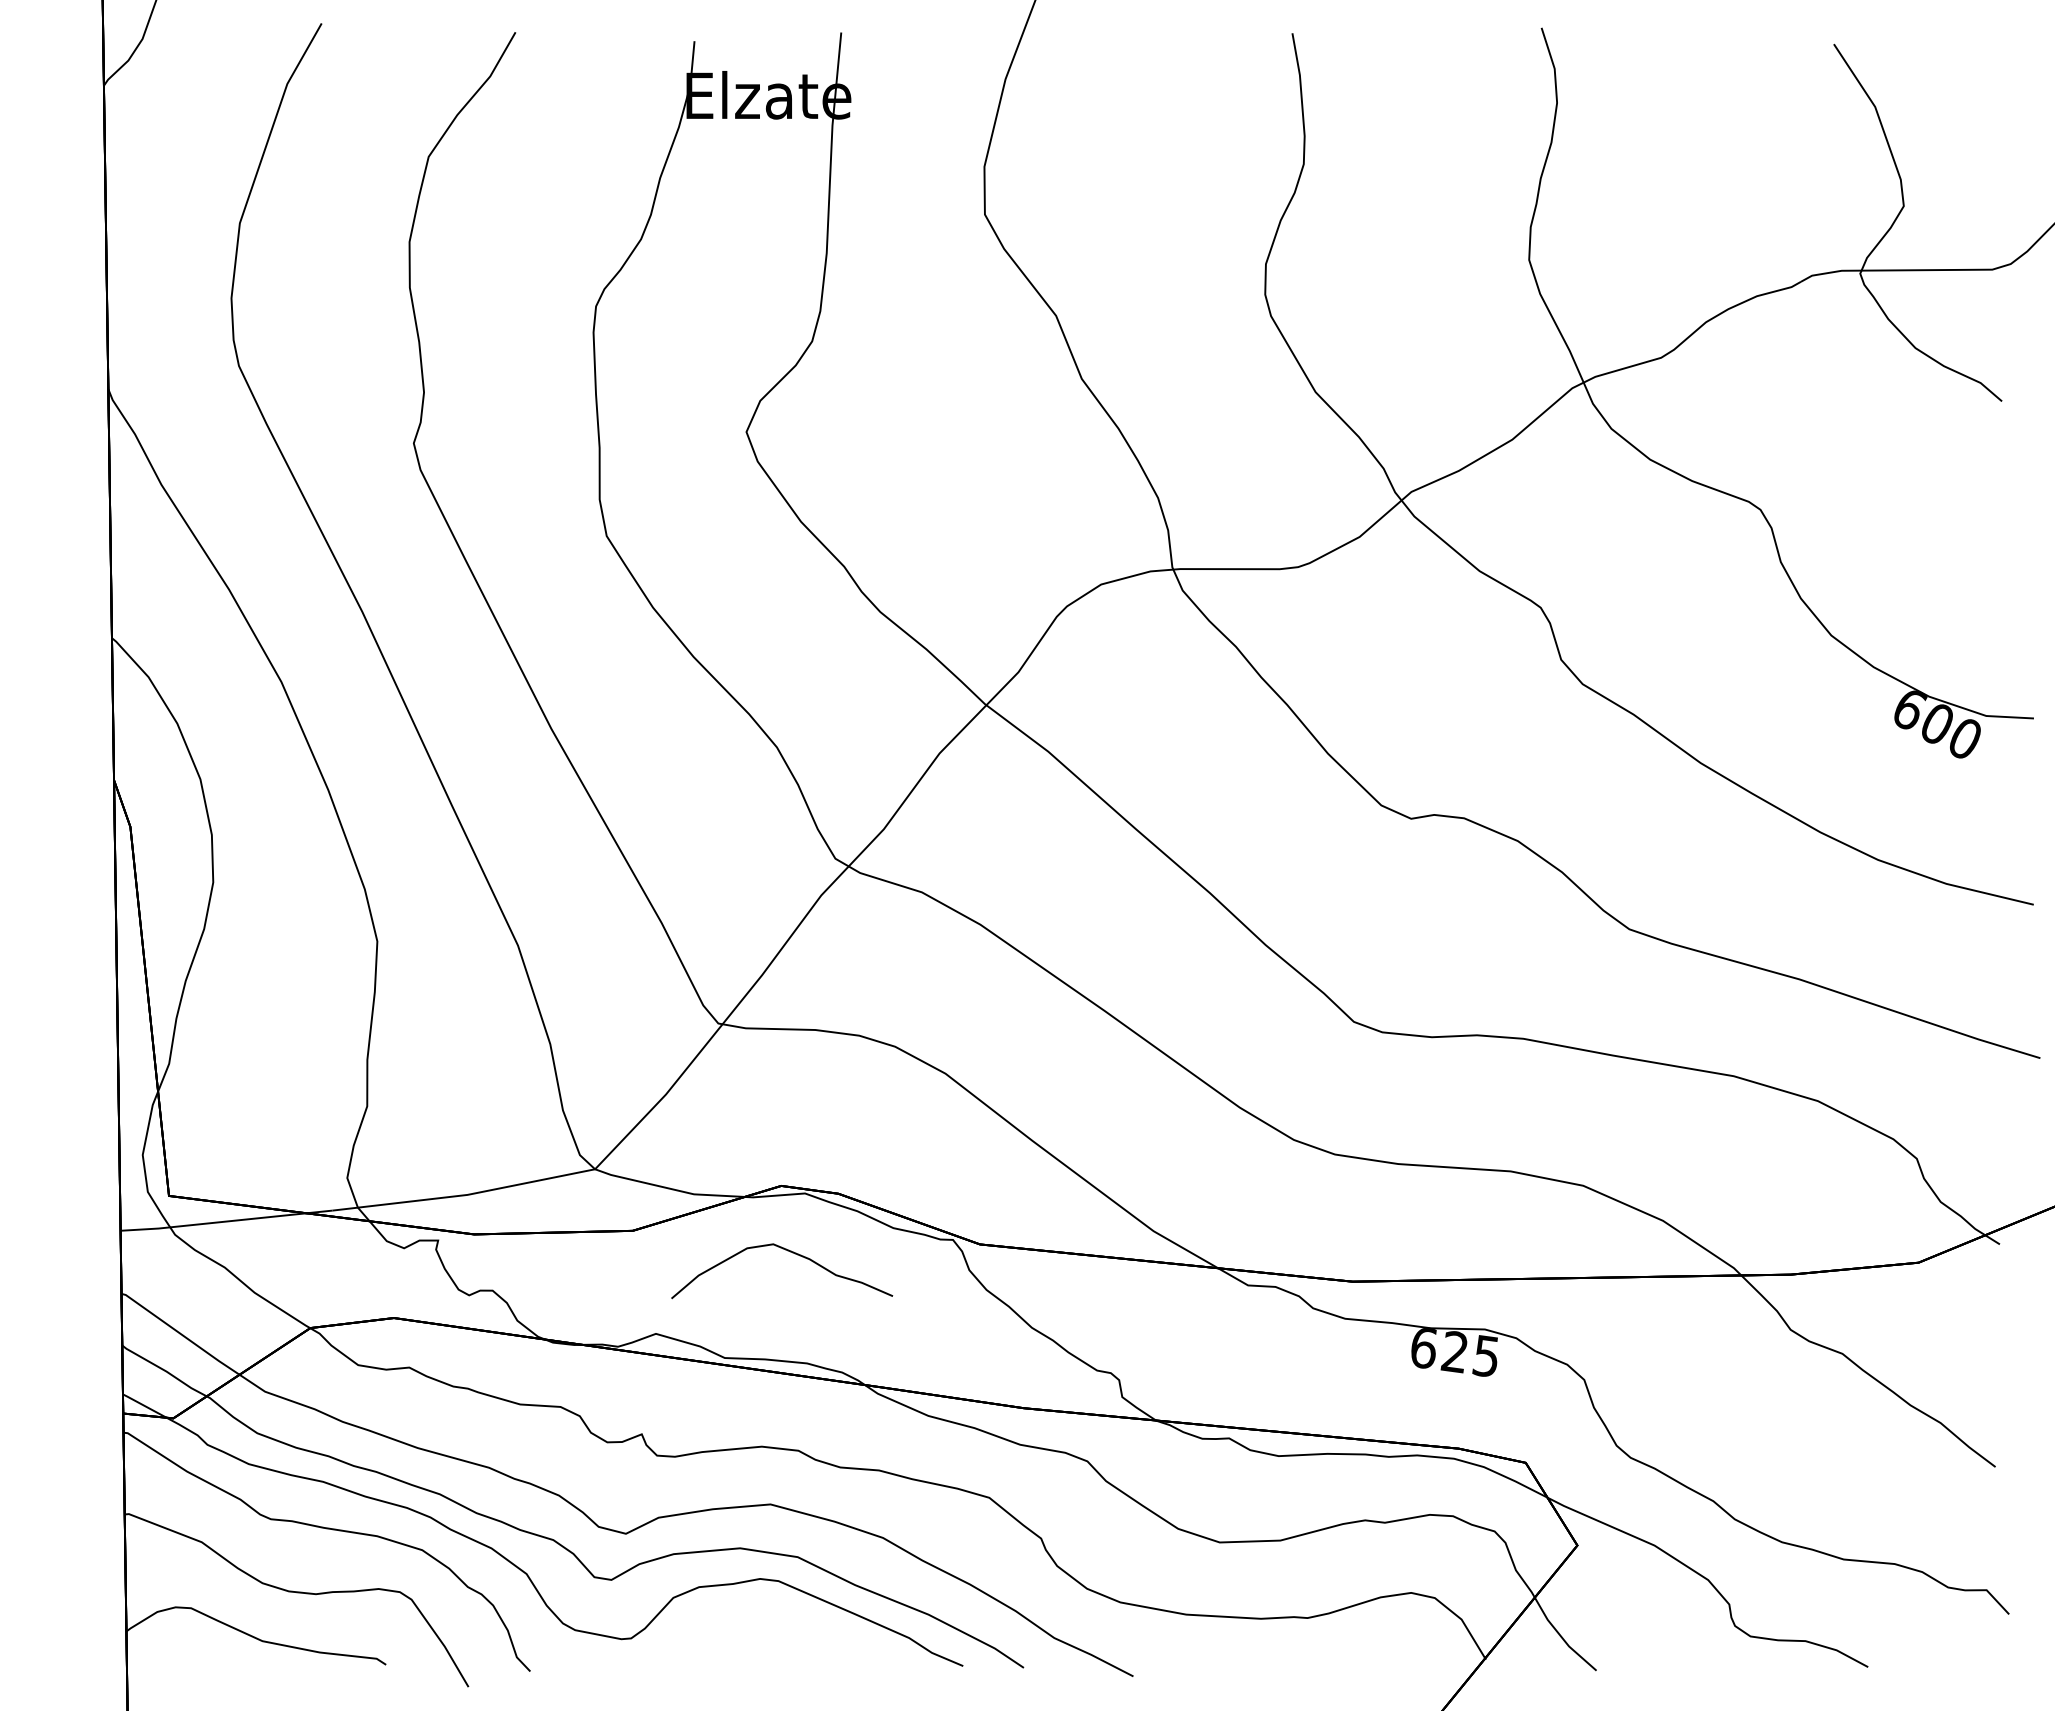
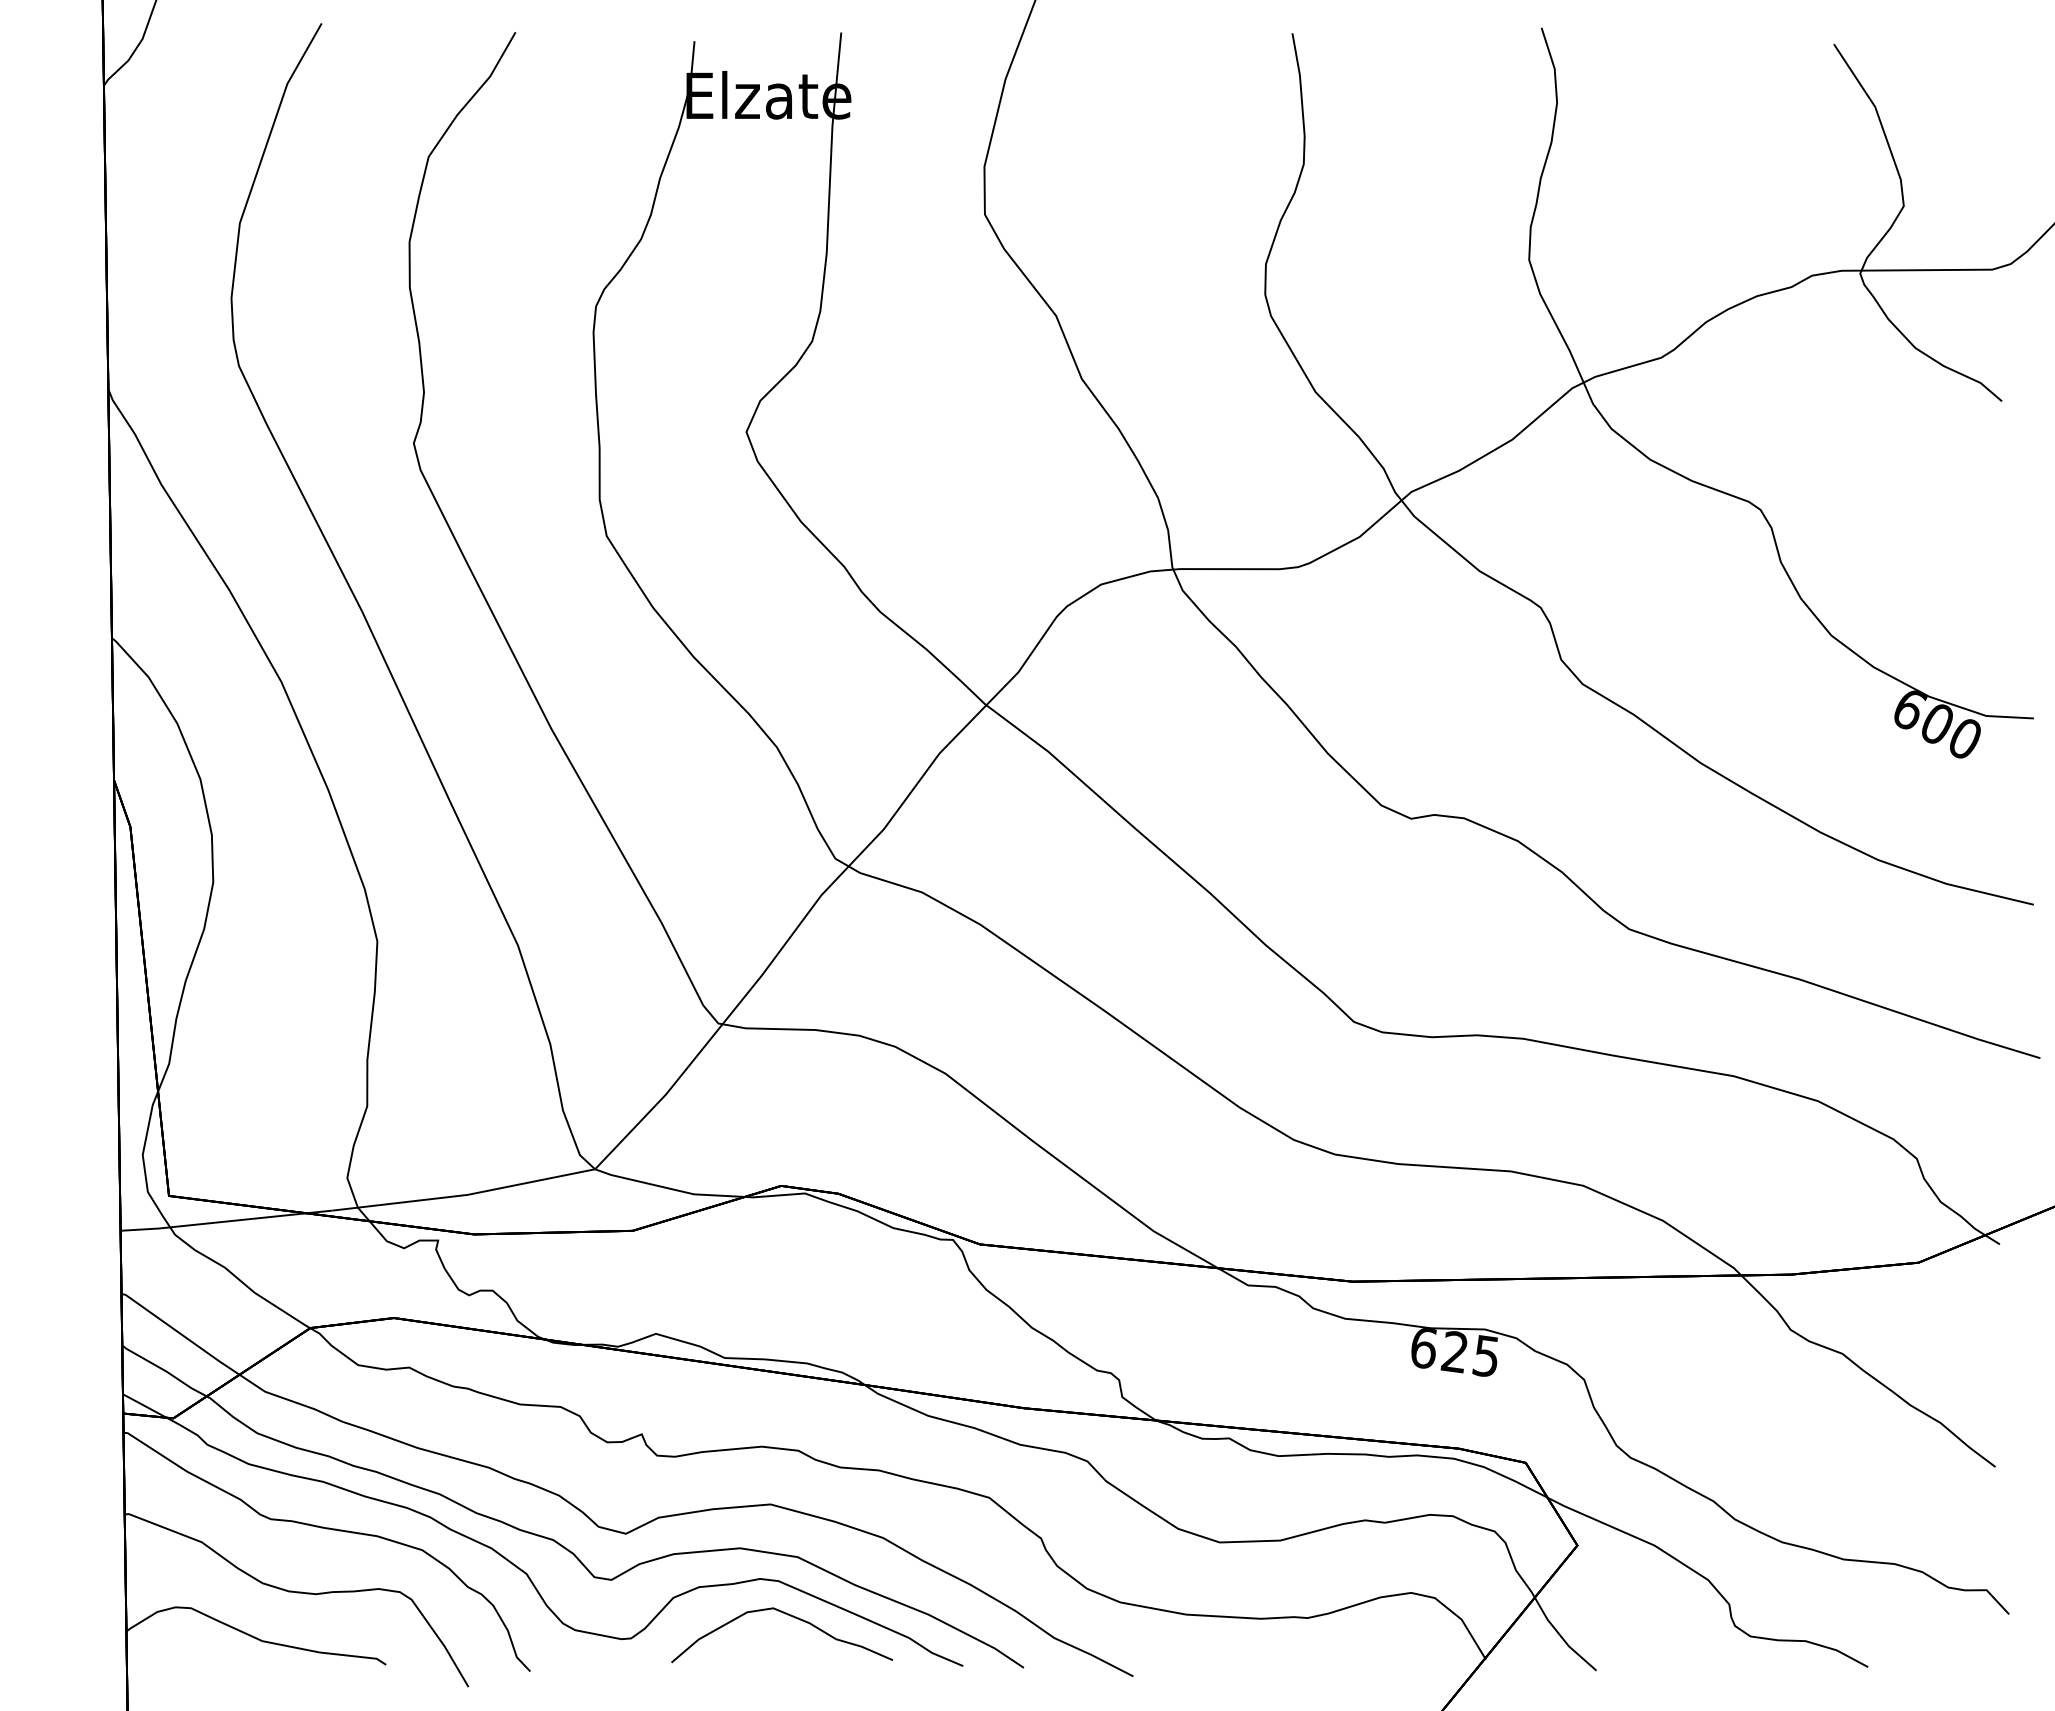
curve position: (792, 1253) -> (792, 1617) (792, 1617)
